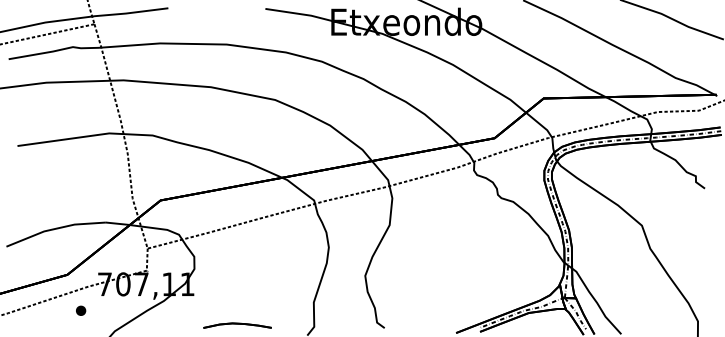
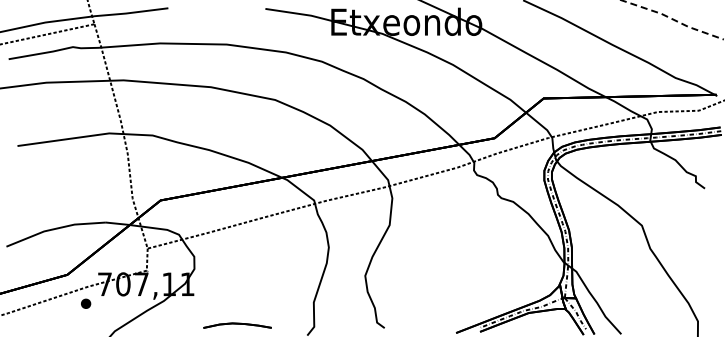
line: solid -> dashed (672, 19)
part position: (81, 310) -> (86, 303) (86, 303)
